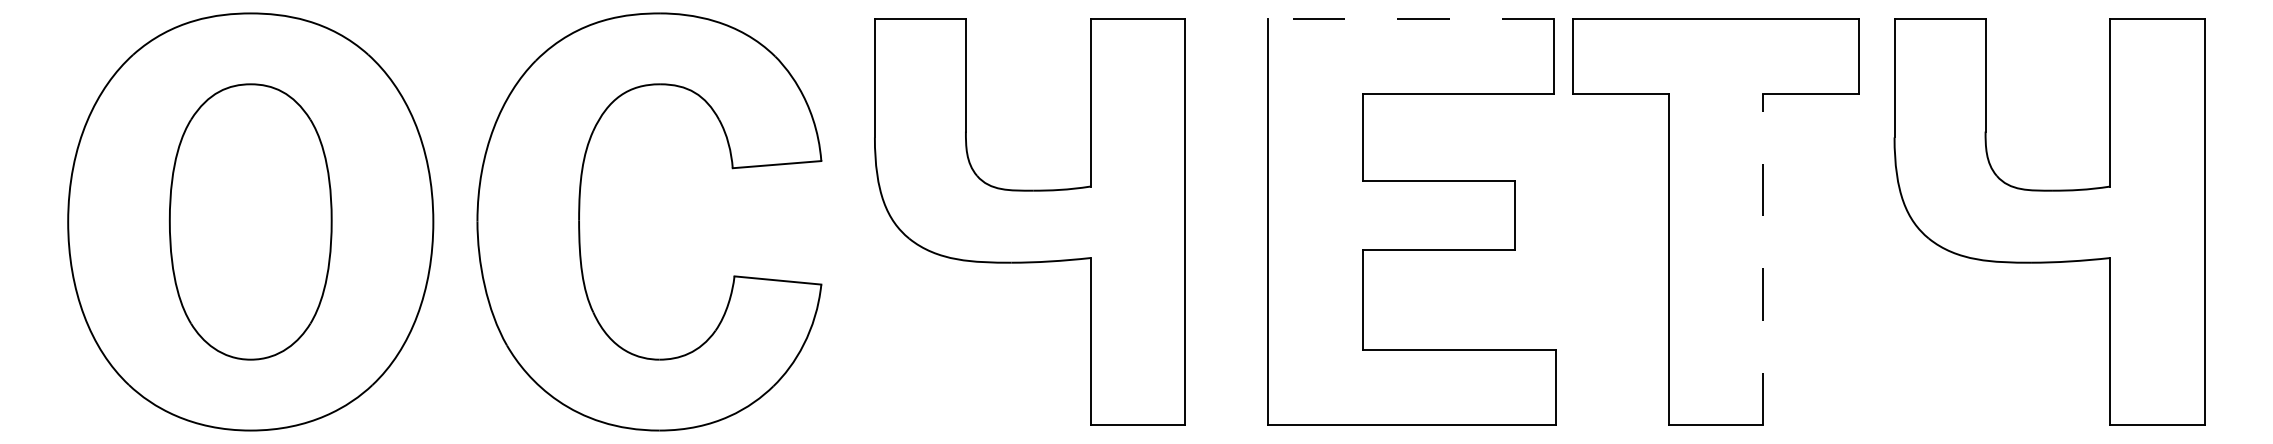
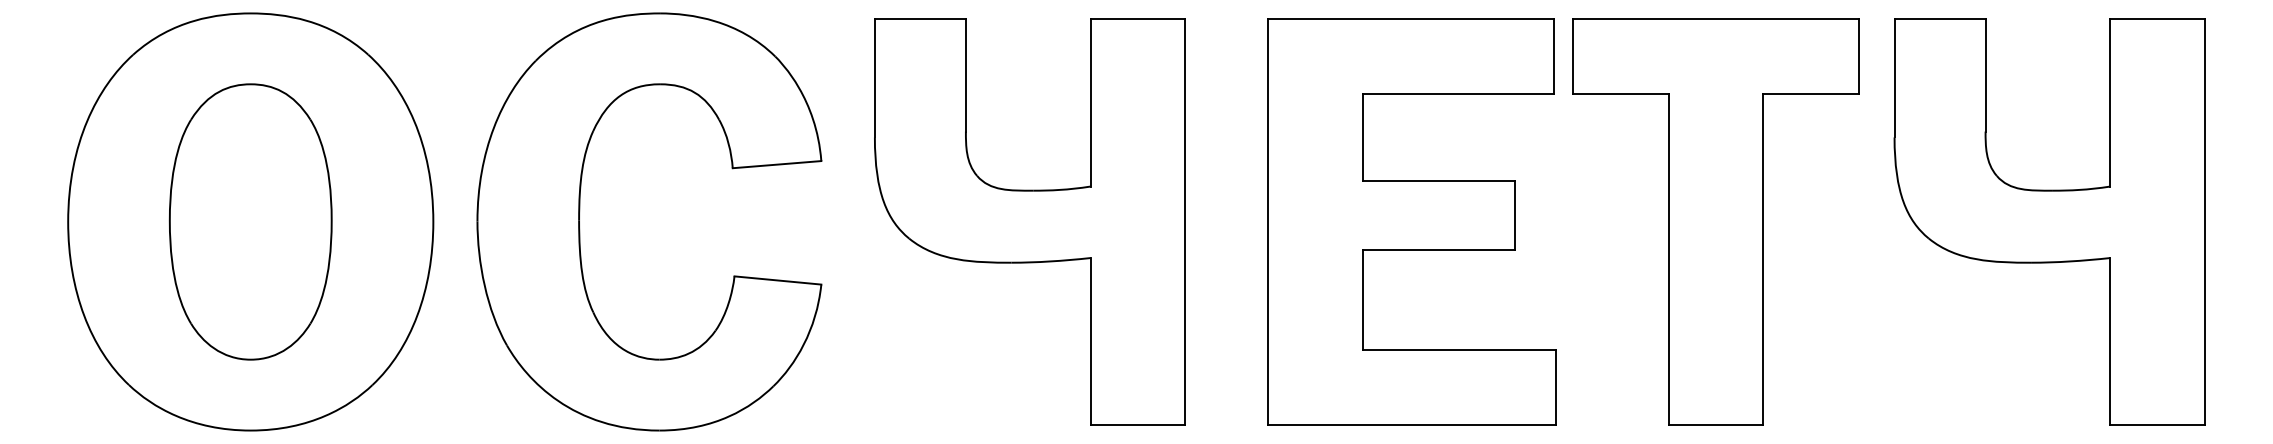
line: dashed -> solid (1410, 19)
line: dashed -> solid (1763, 258)
